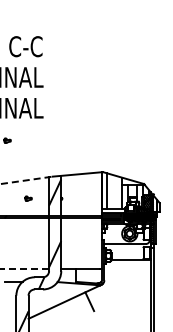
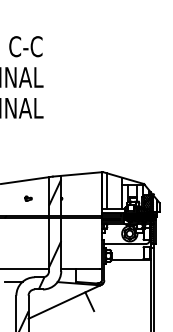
part: present -> none (7, 140)
line: dashed -> solid (27, 180)
line: dashed -> solid (24, 269)
